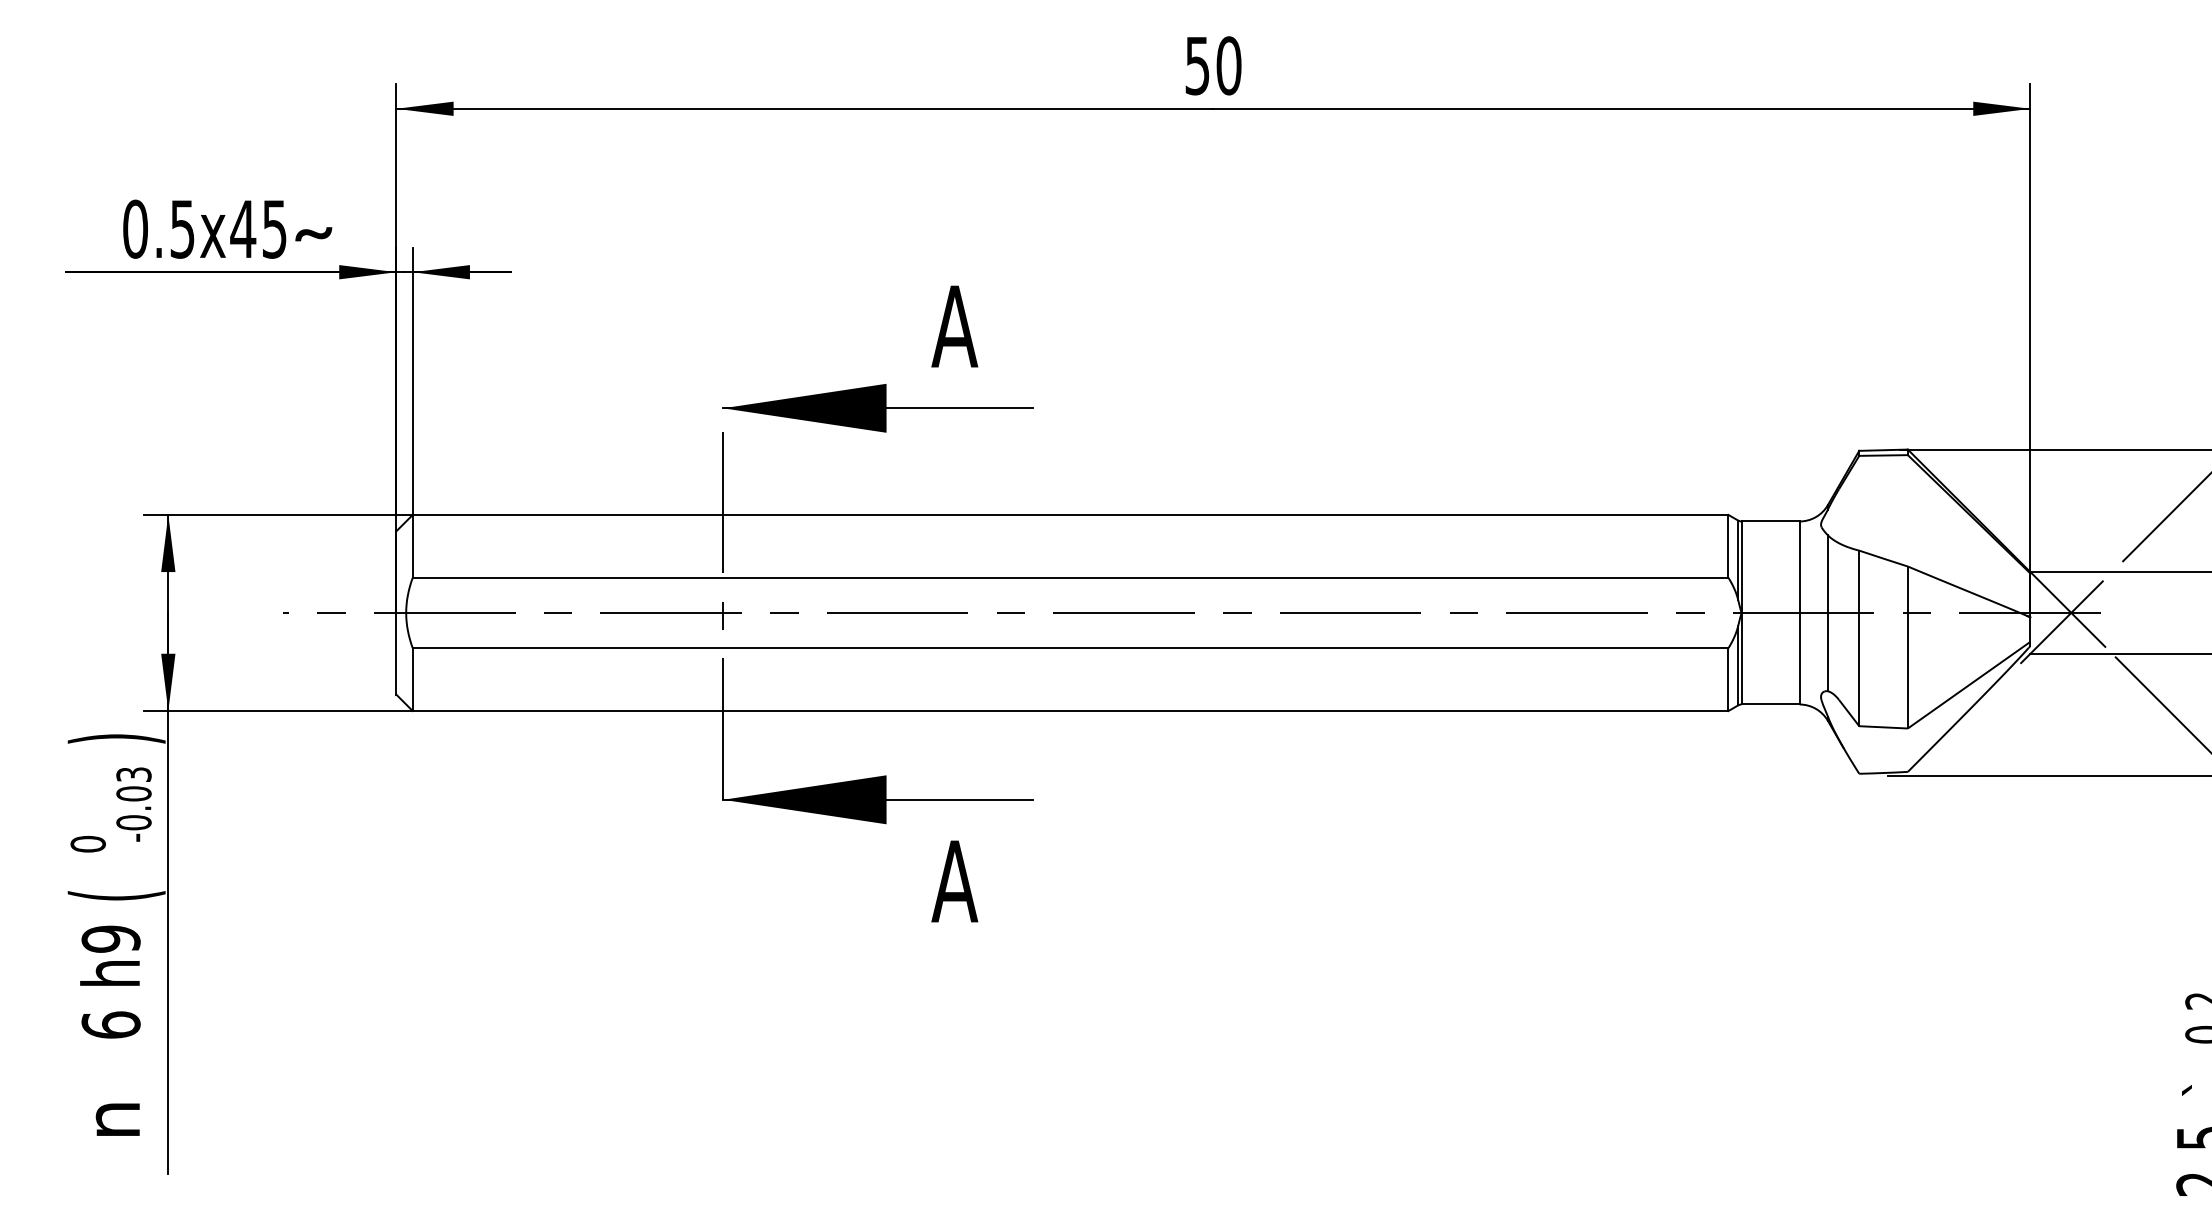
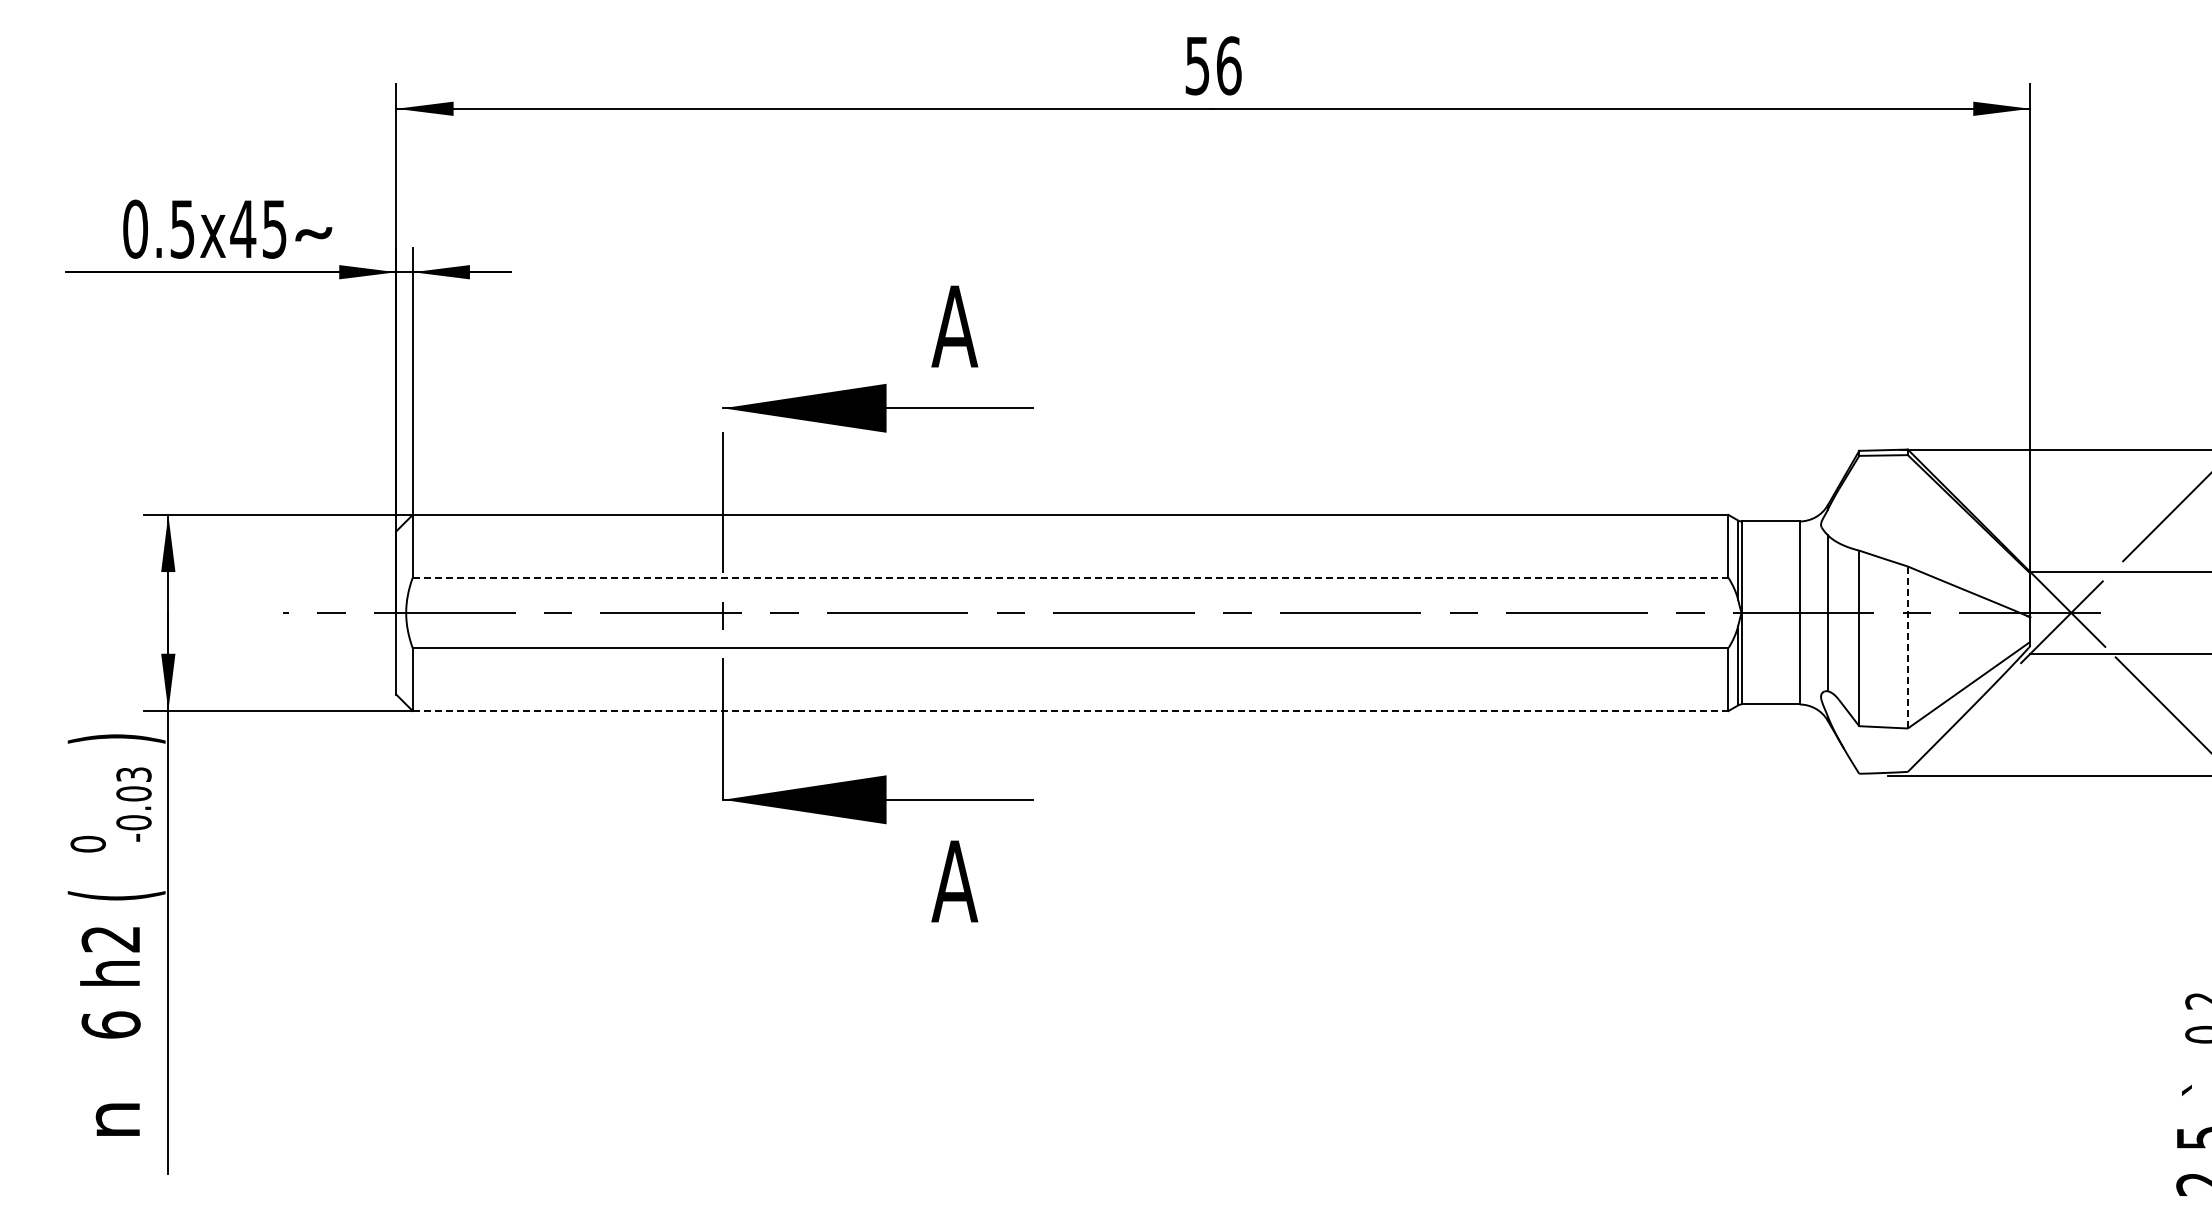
text: 50 -> 56 (1228, 65)
line: solid -> dashed (1070, 577)
line: solid -> dashed (1907, 647)
line: solid -> dashed (1070, 711)
text: h9 -> h2 (110, 938)
